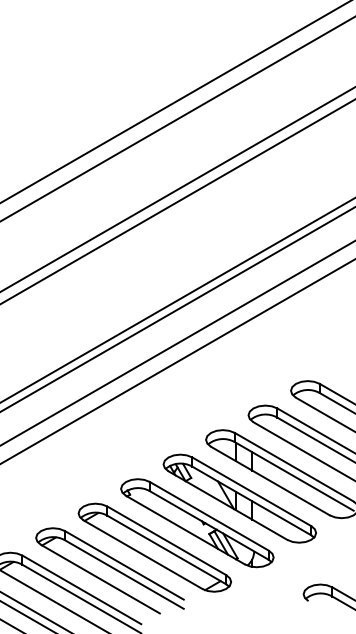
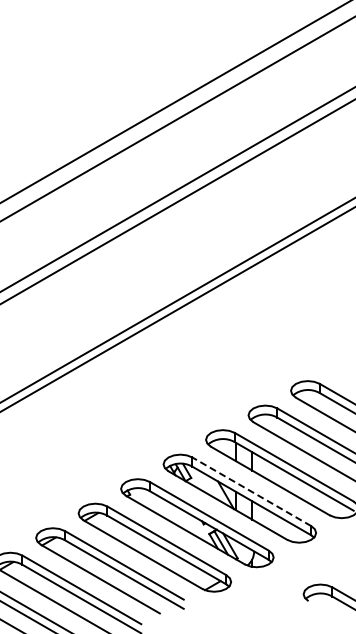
line: present -> none (177, 343)
line: present -> none (177, 361)
line: solid -> dashed (251, 491)
